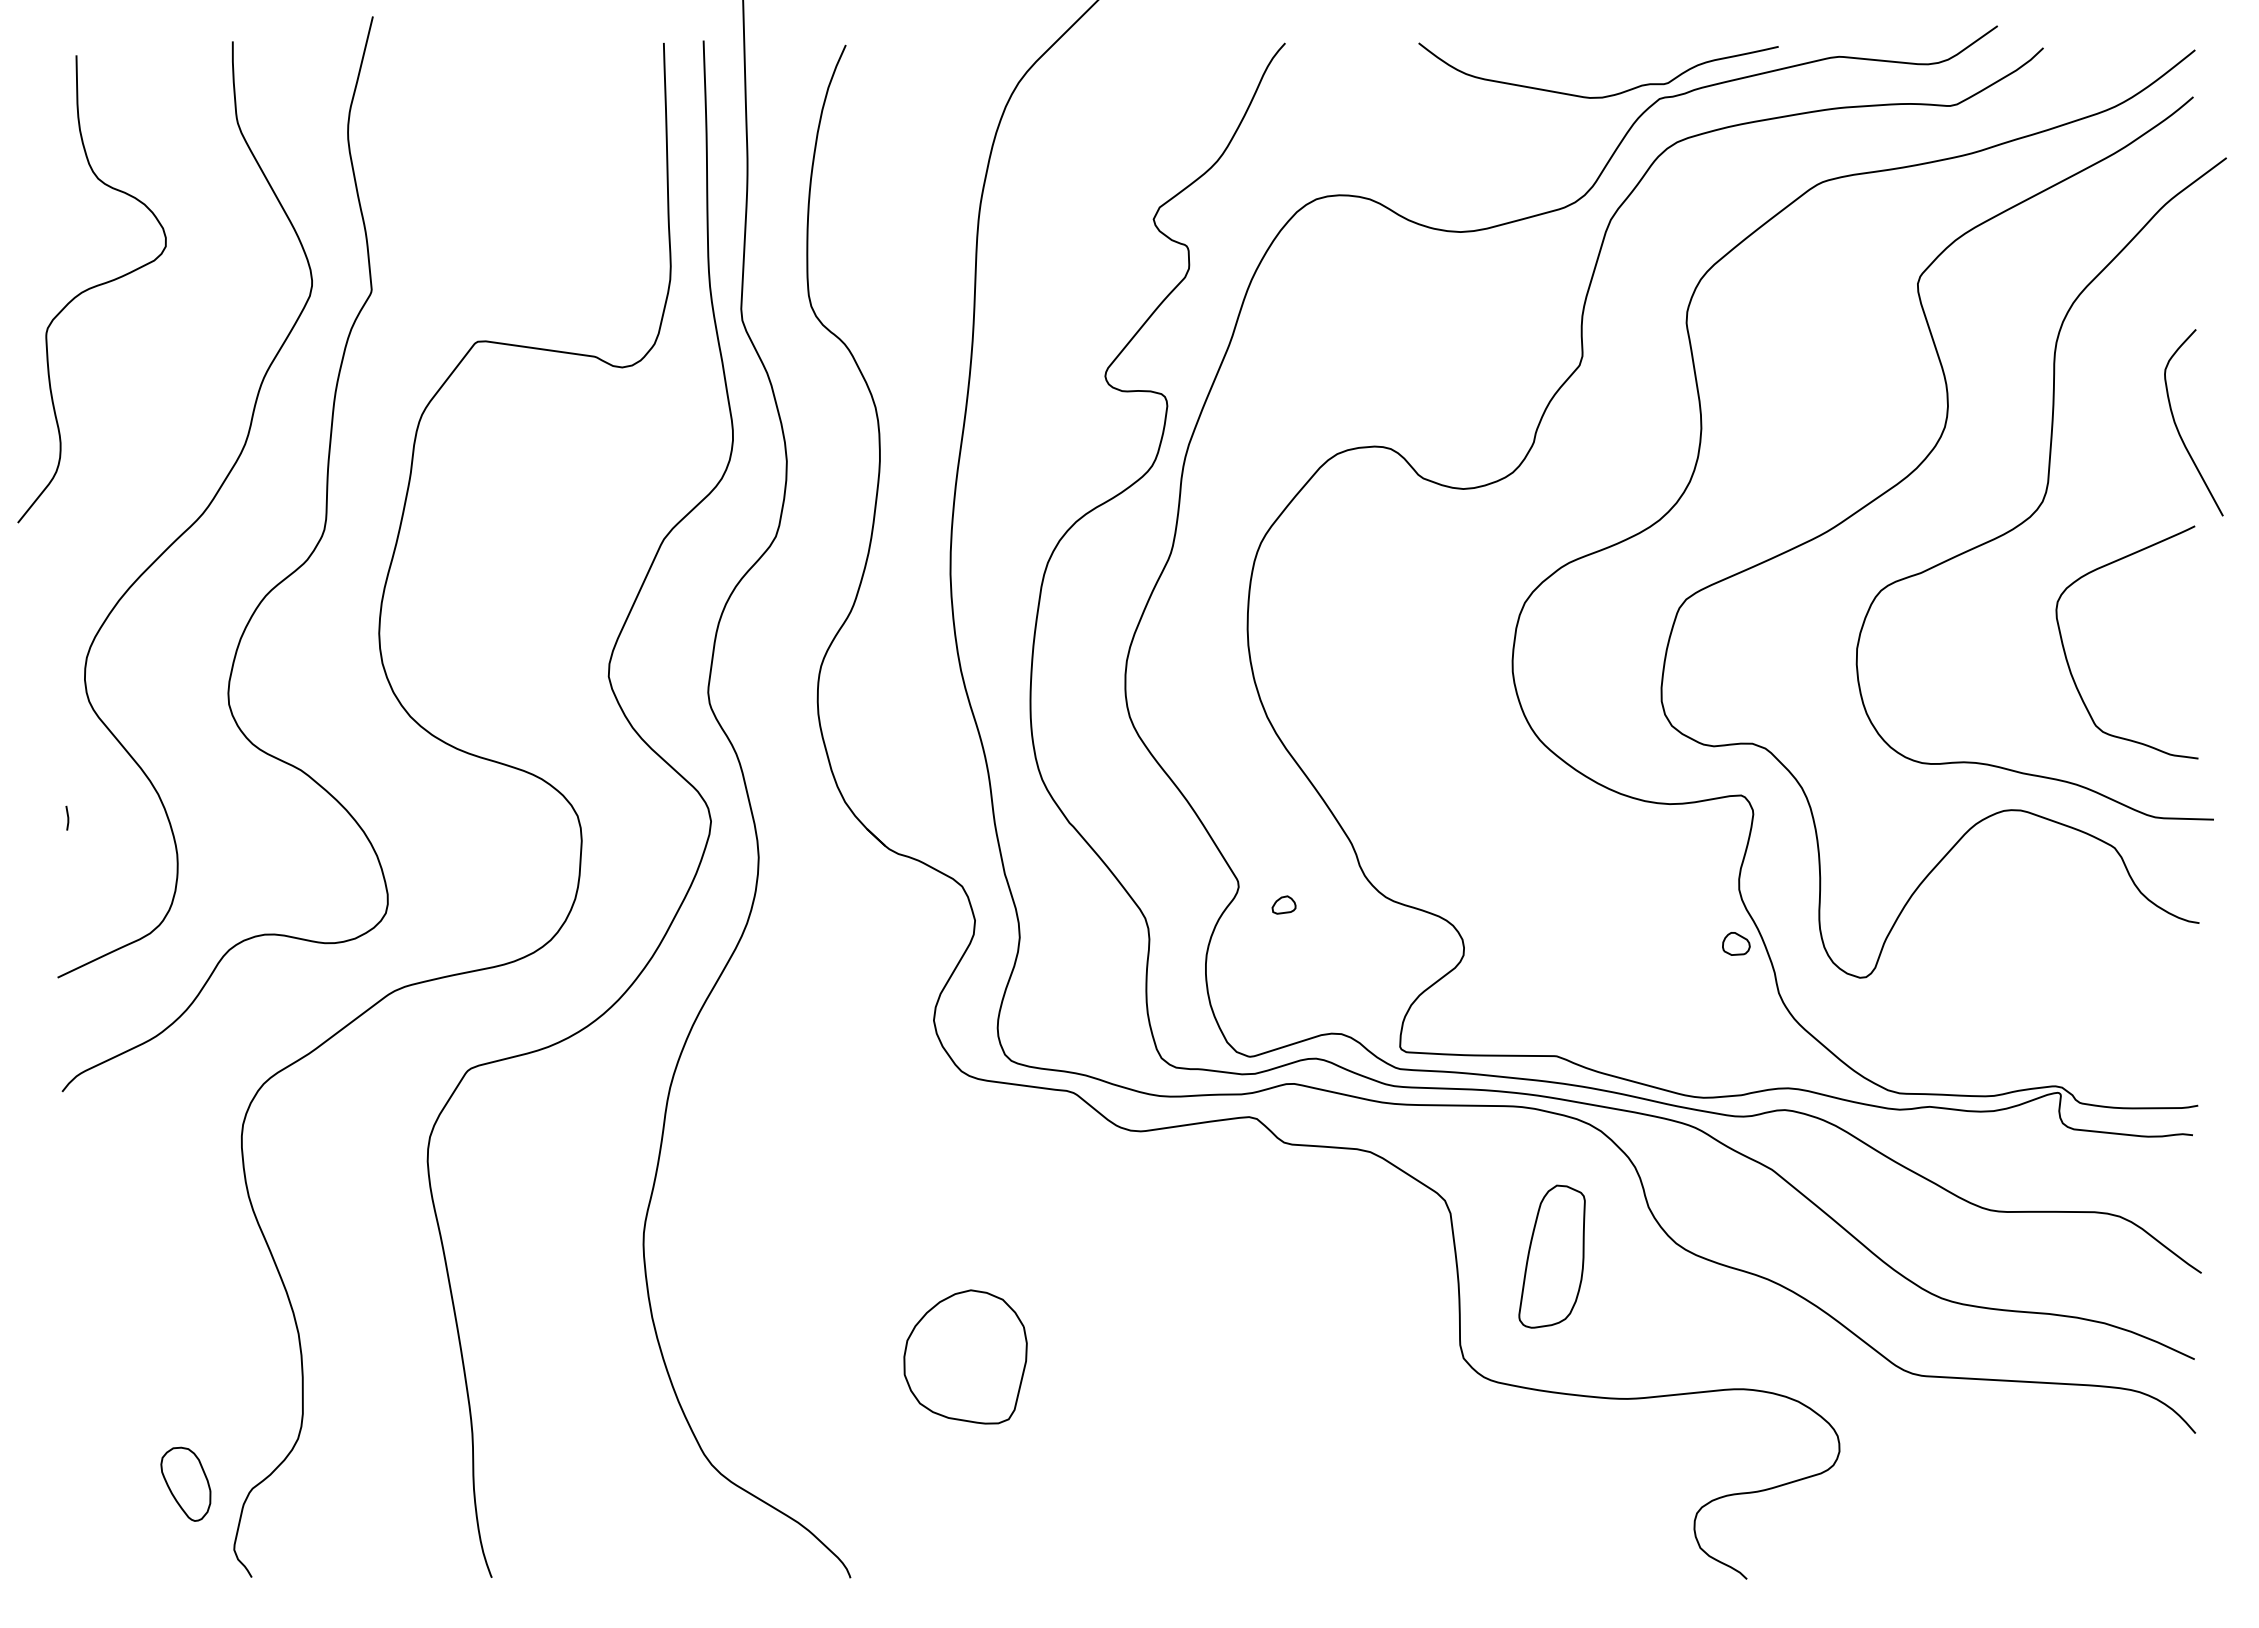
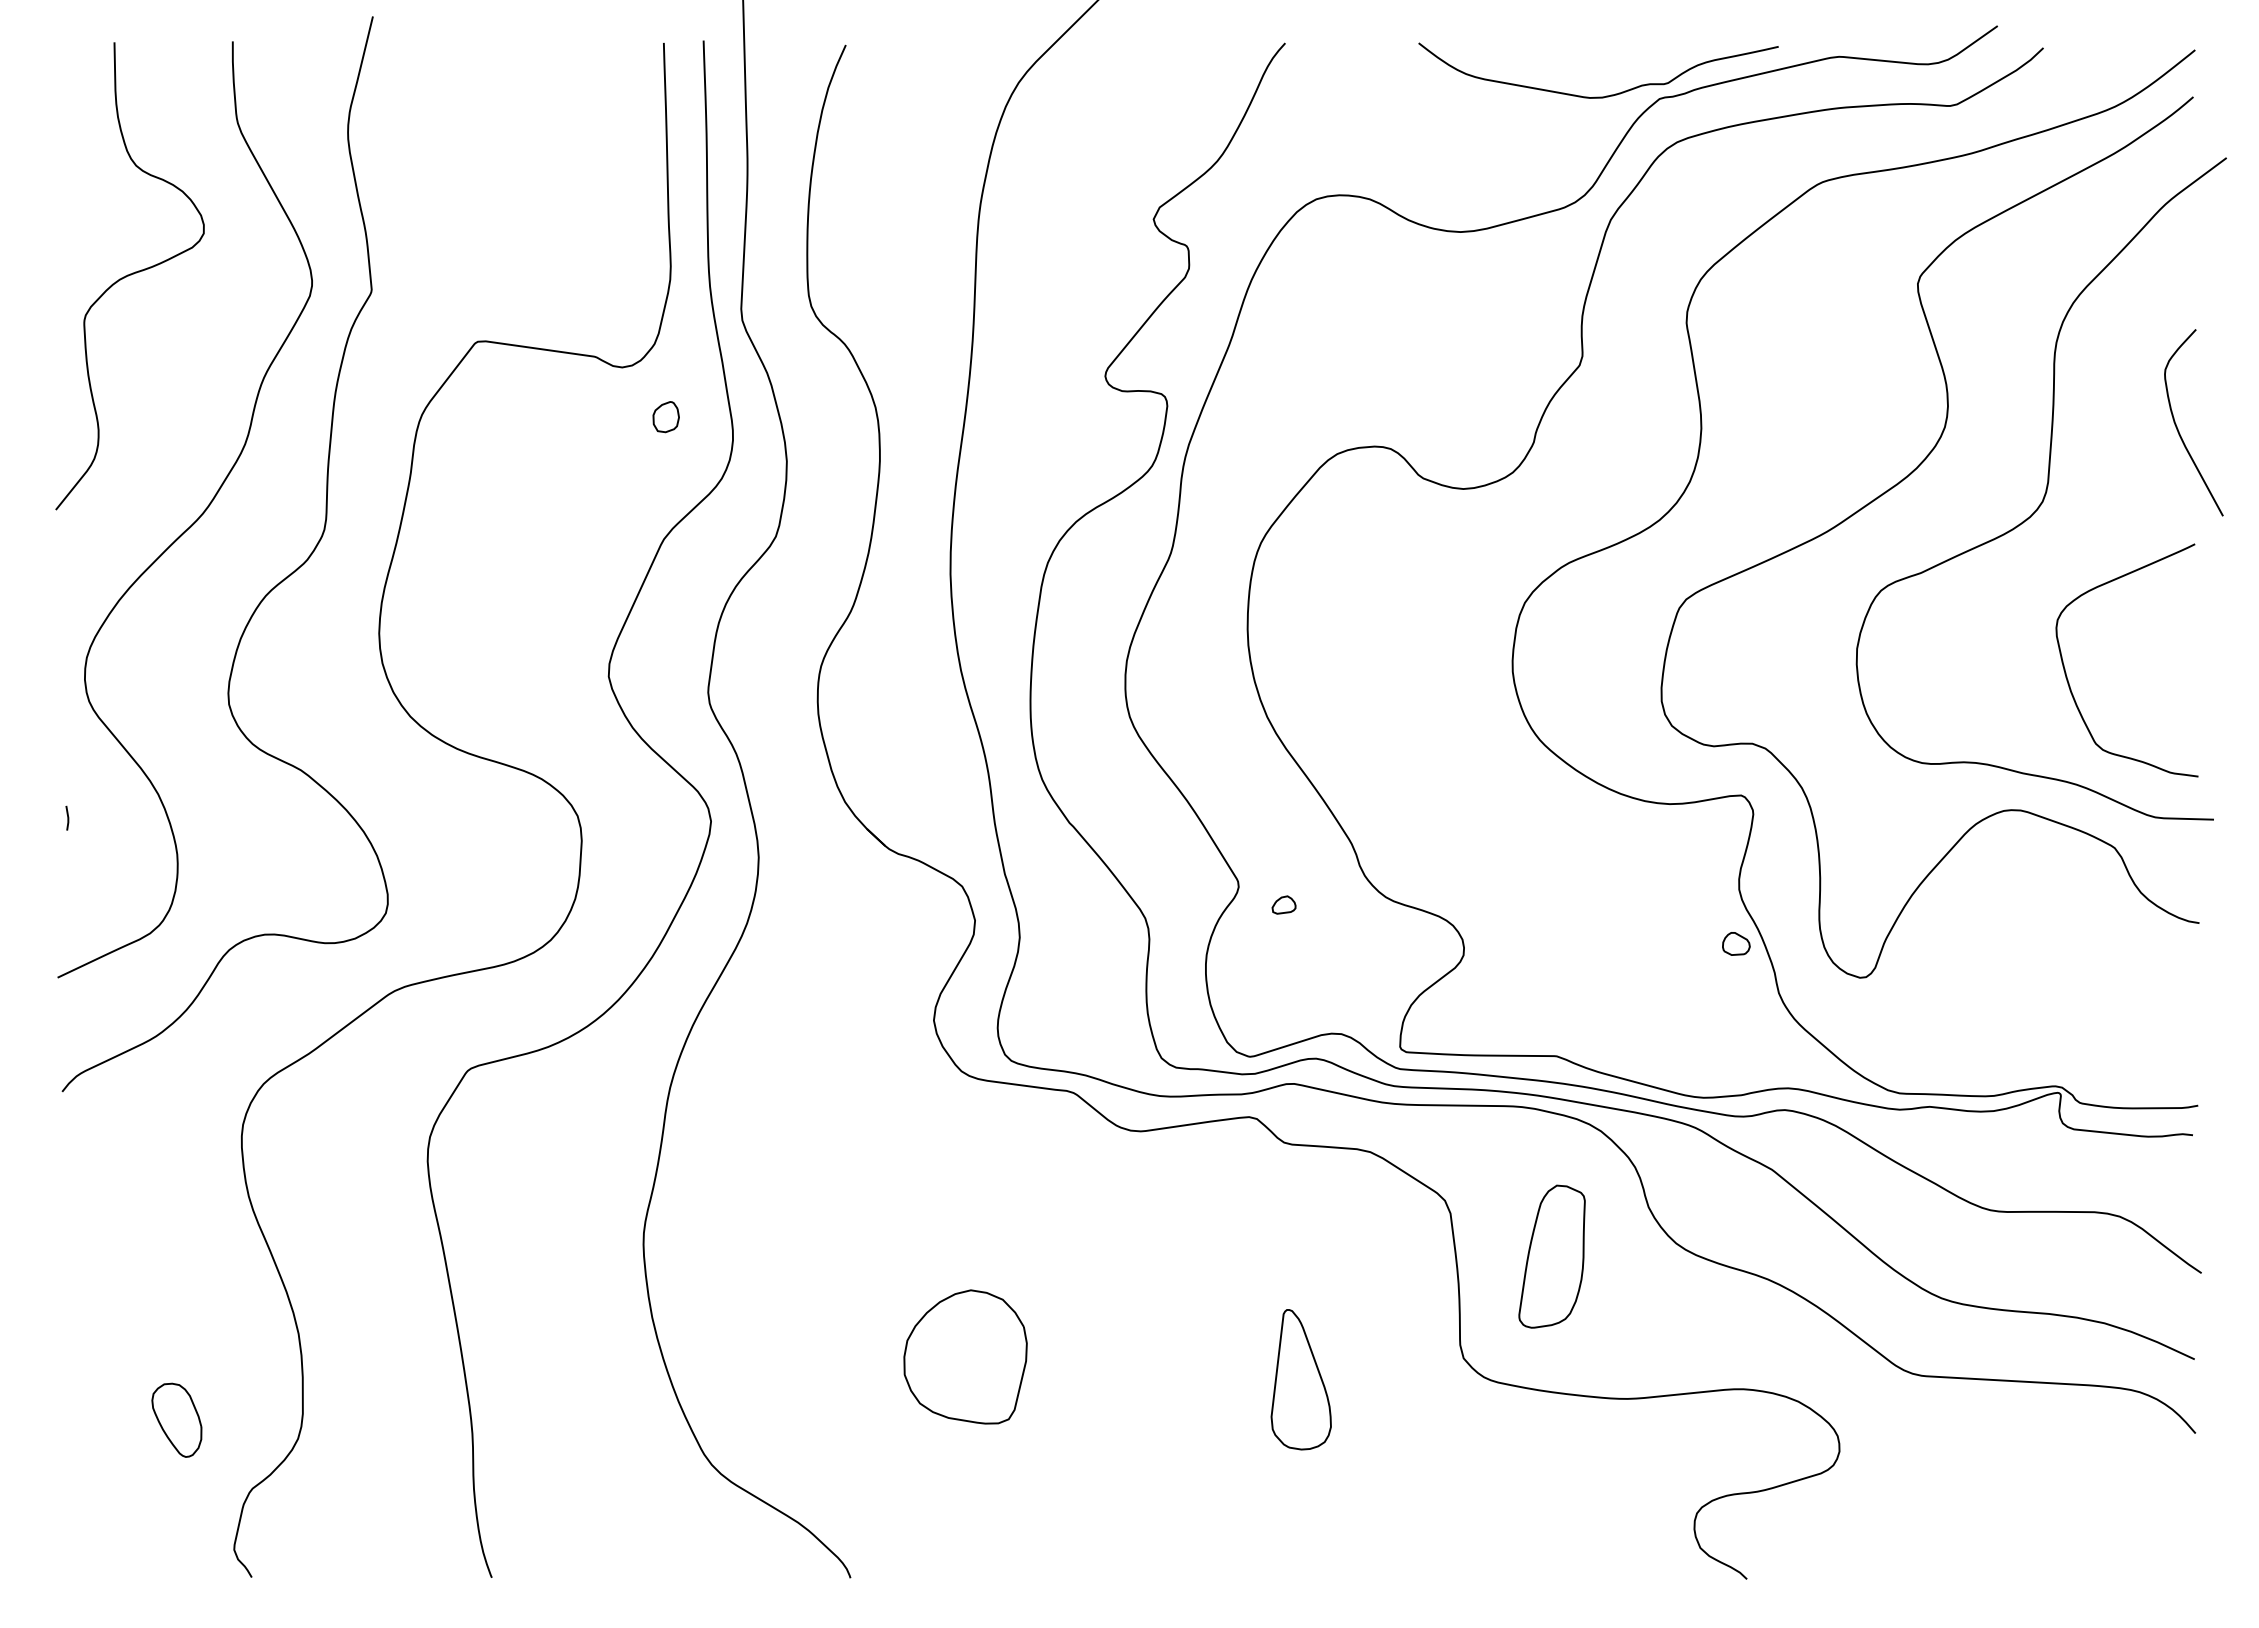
curve position: (91, 288) -> (129, 275) (129, 275)
part: none -> present (665, 417)
curve position: (2068, 661) -> (2068, 679) (2068, 679)
part: none -> present (1300, 1379)
part position: (185, 1483) -> (176, 1419) (176, 1419)
